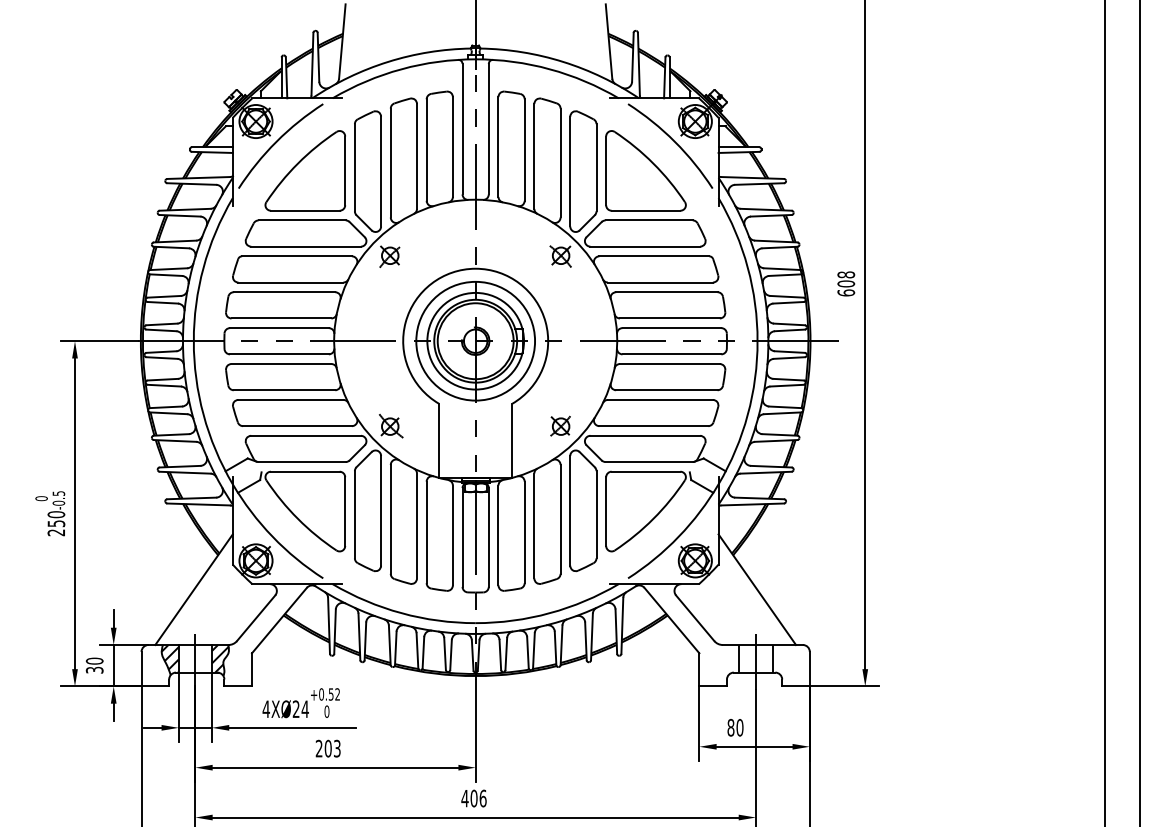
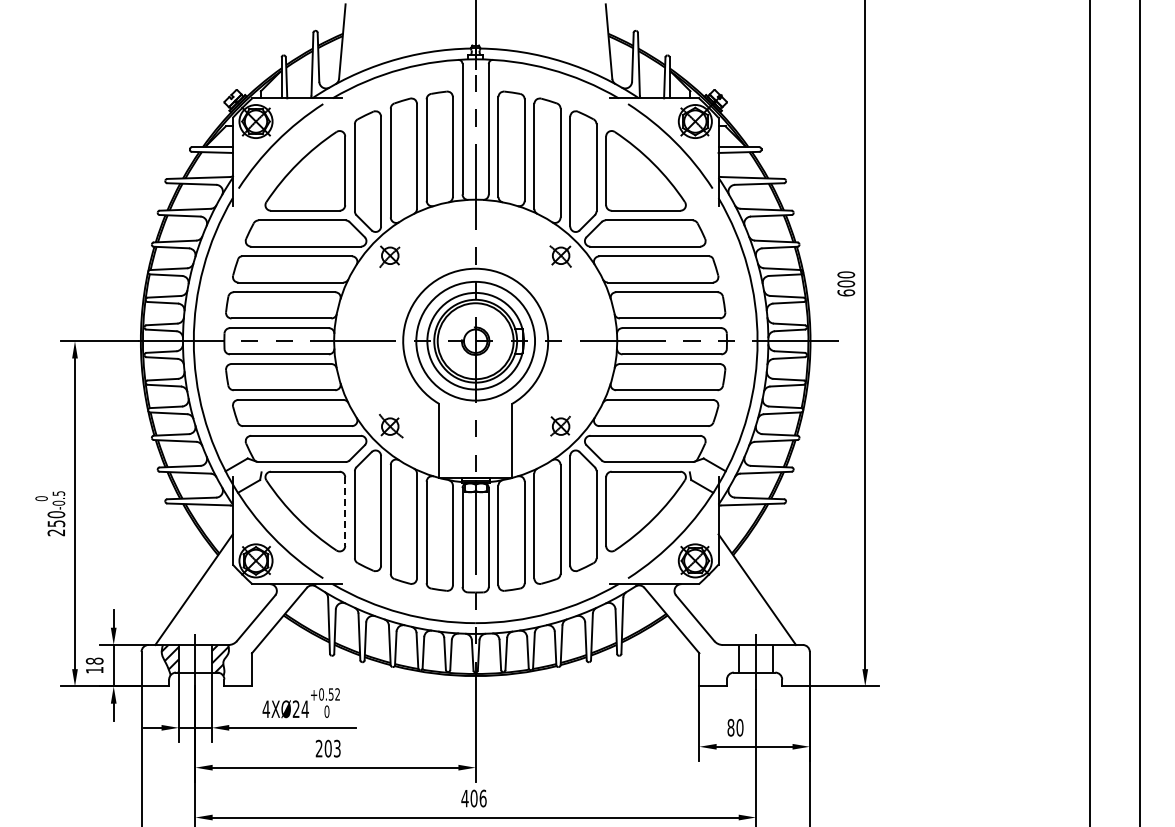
text: 608 -> 600 (845, 274)
line position: (1105, 412) -> (1090, 412) (1090, 412)
line: solid -> dashed (345, 512)
text: 30 -> 18 (94, 665)
